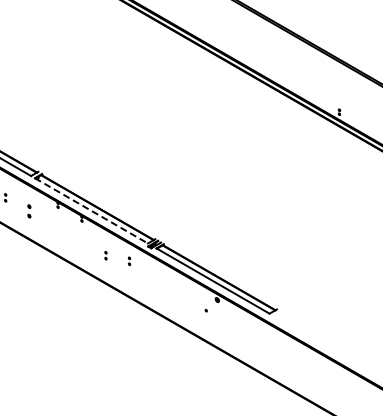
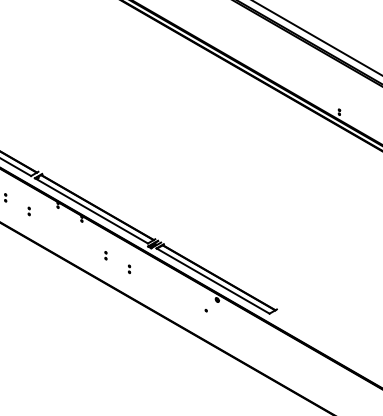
line: none -> present (317, 38)
part size: 5x15 px -> 4x11 px (28, 211)
line: dashed -> solid (91, 211)
part position: (129, 260) -> (129, 268) (129, 268)
